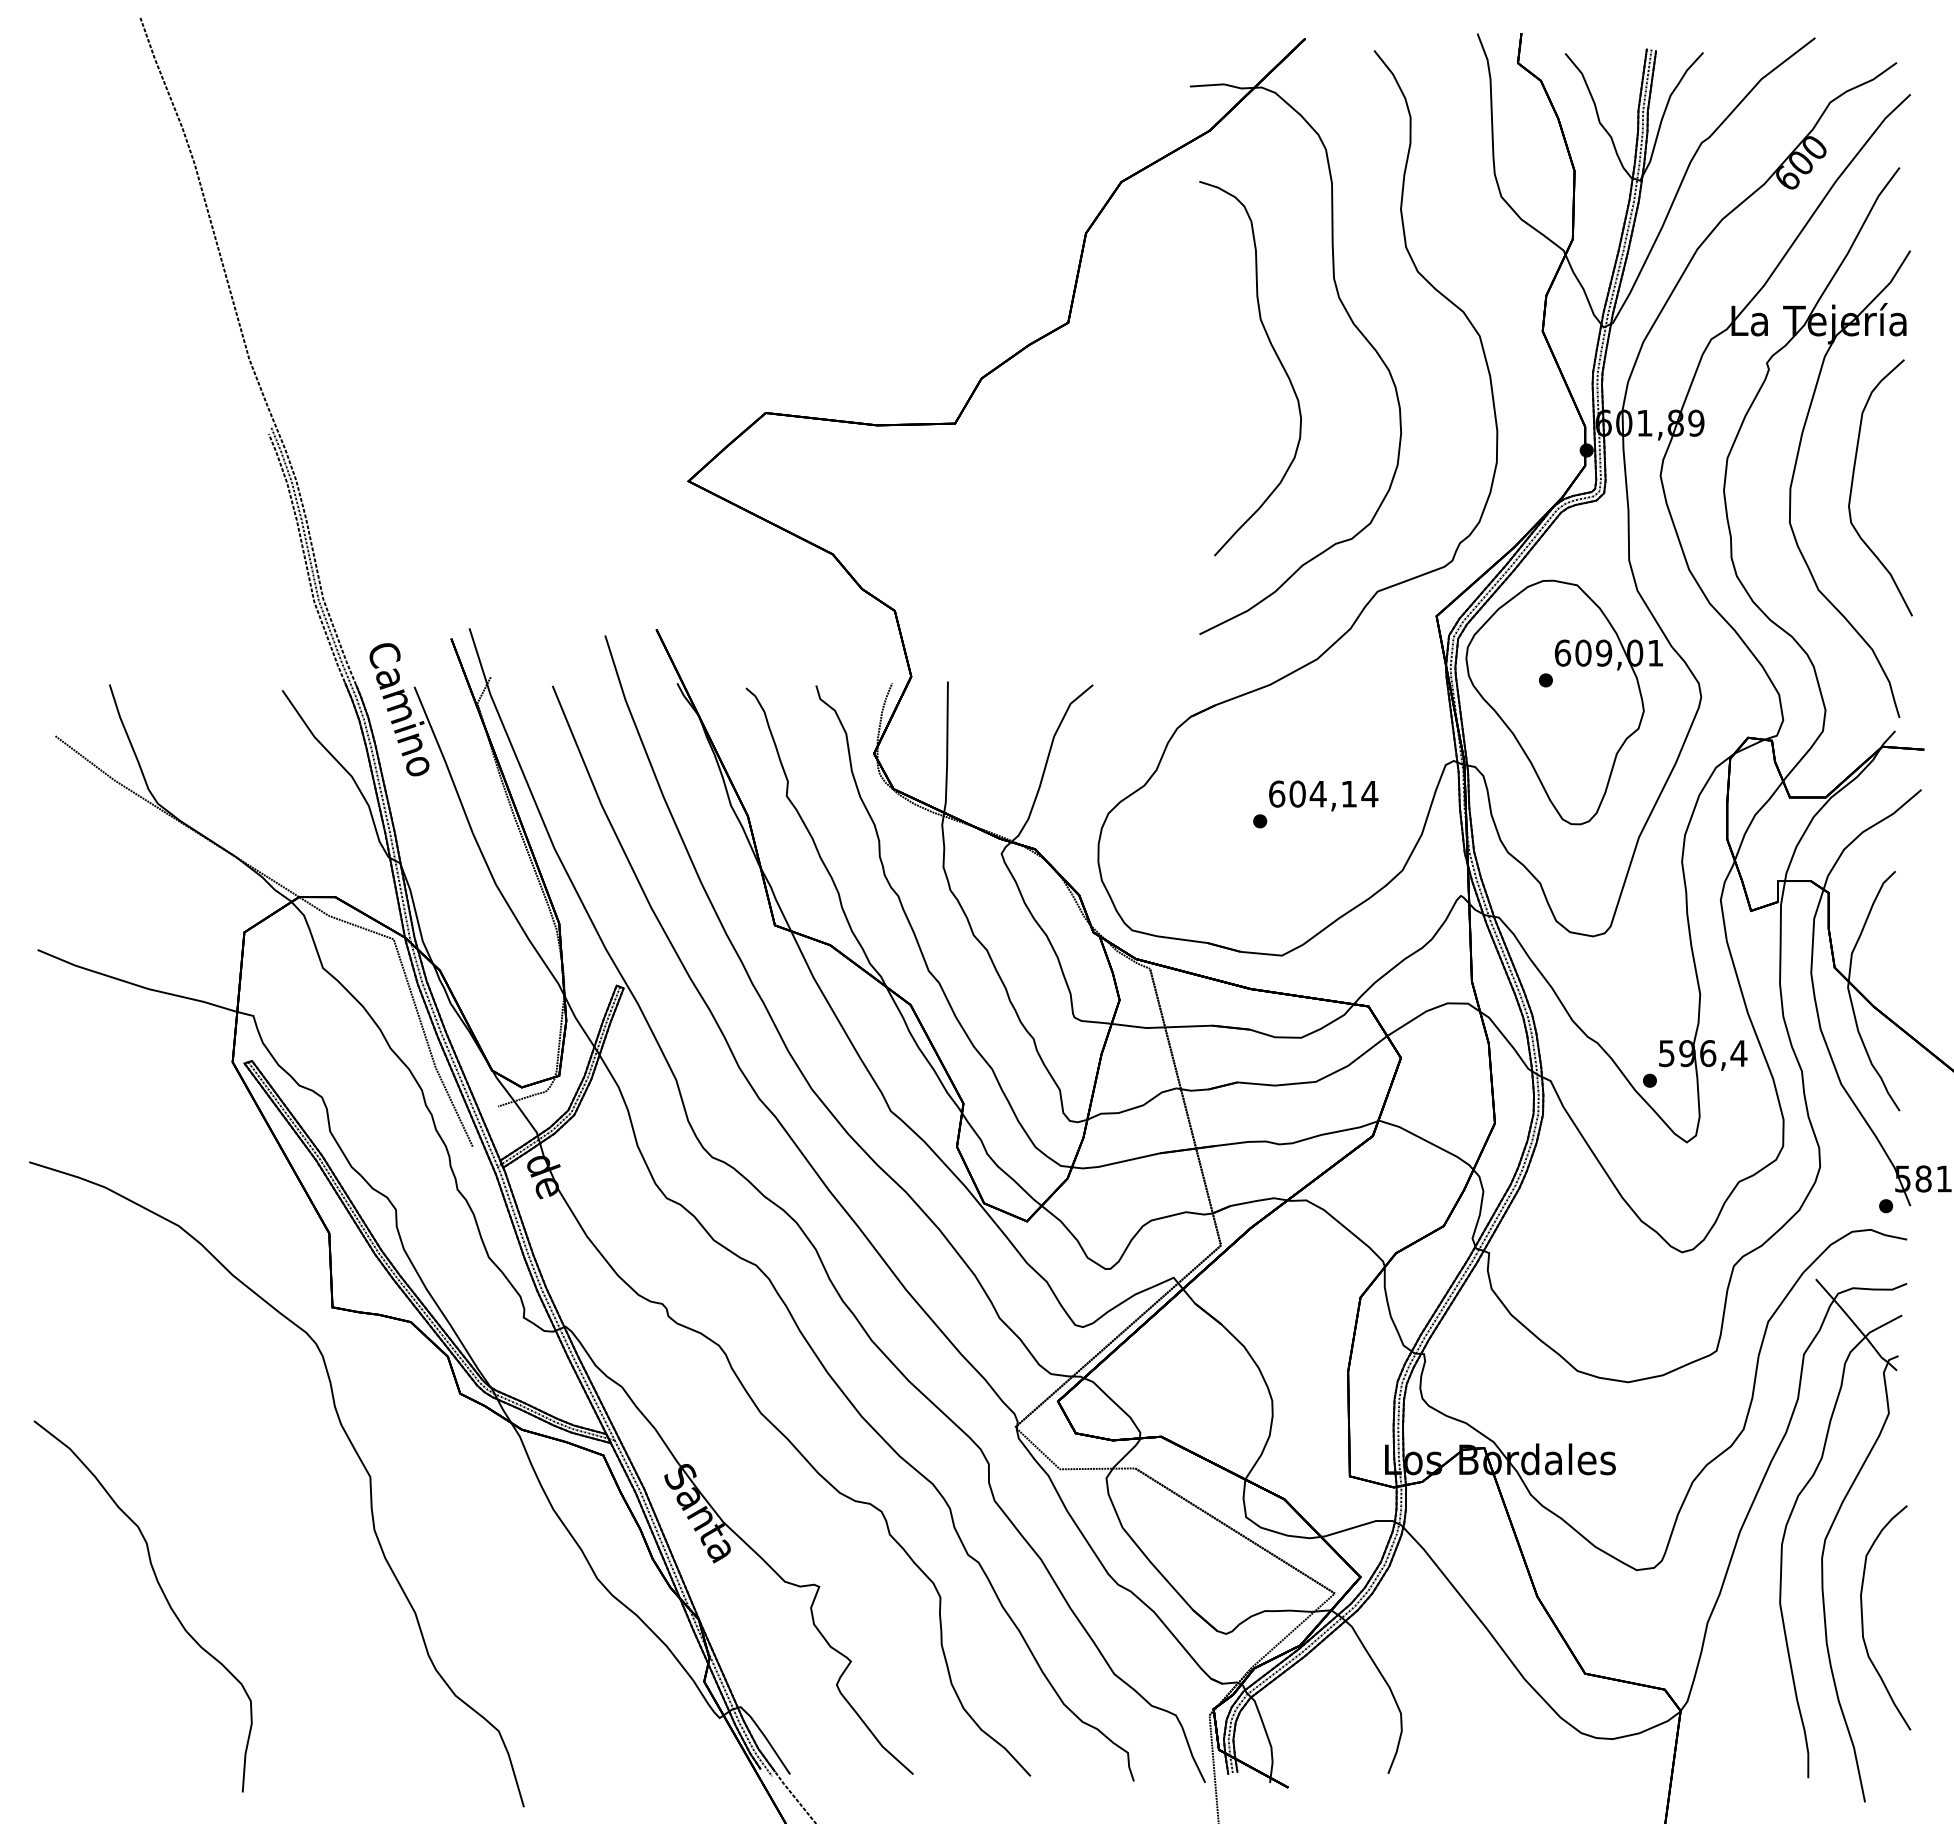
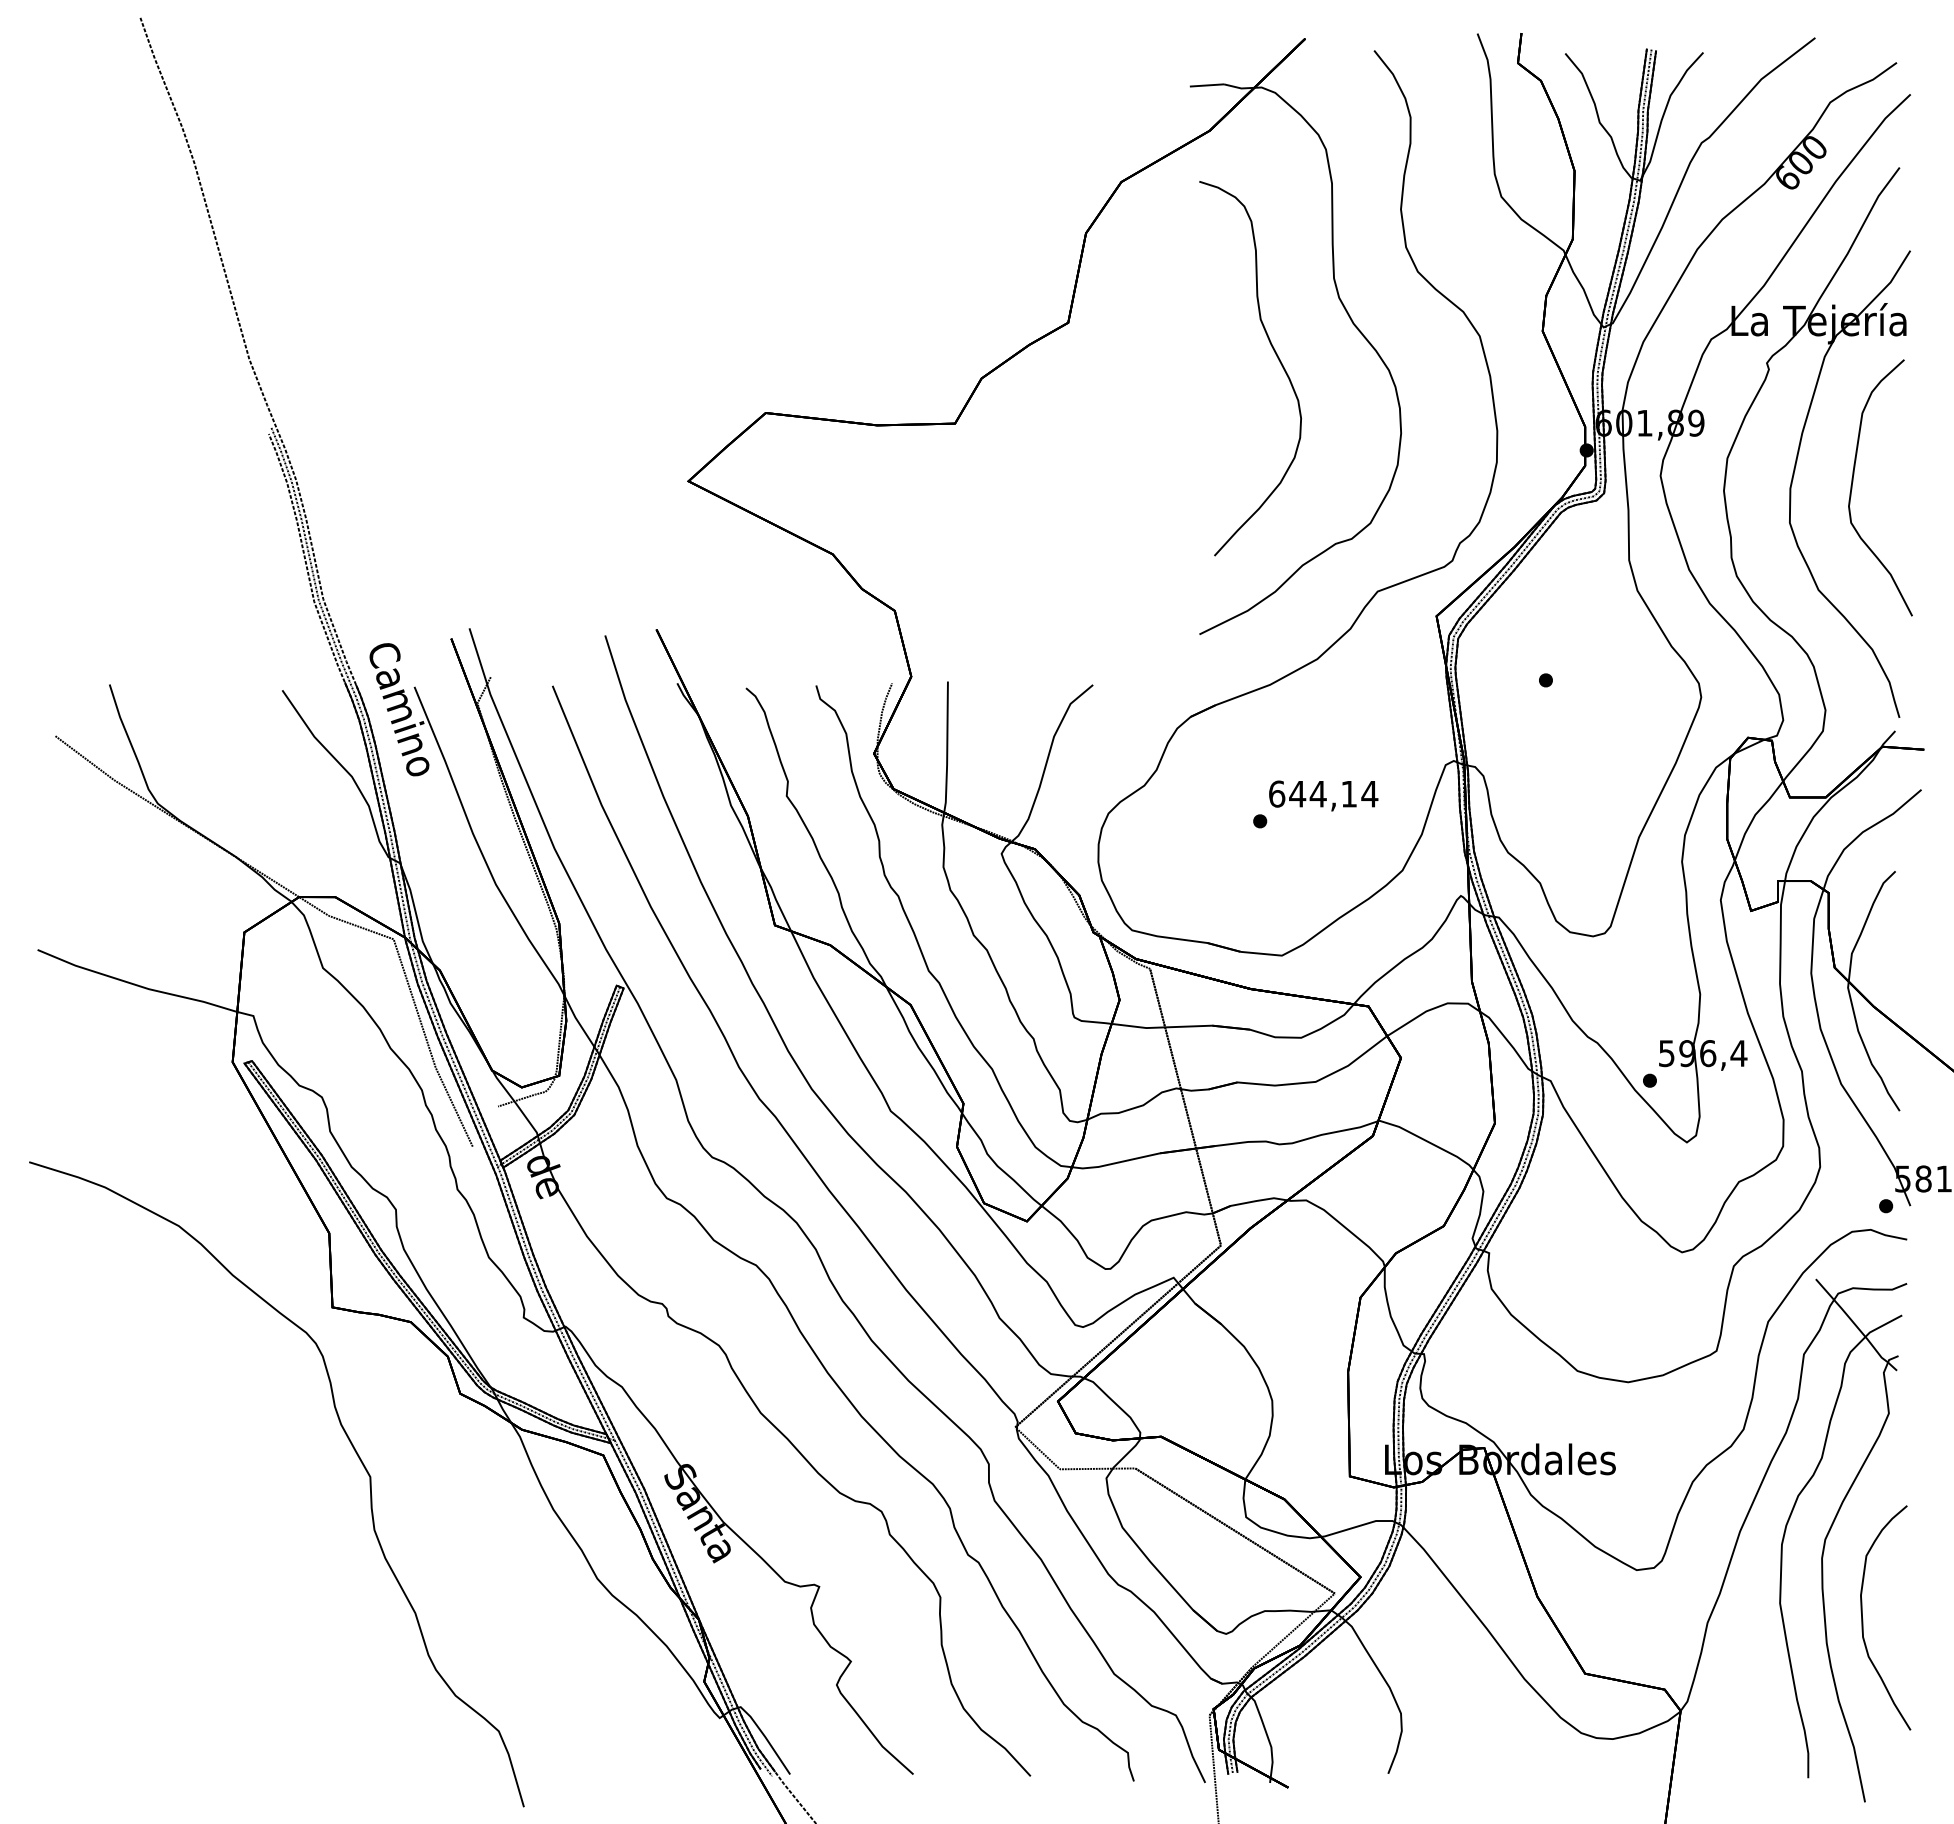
part: present -> none (1563, 702)
text: 604,14 -> 644,14 (1297, 793)
part: present -> none (163, 1595)
